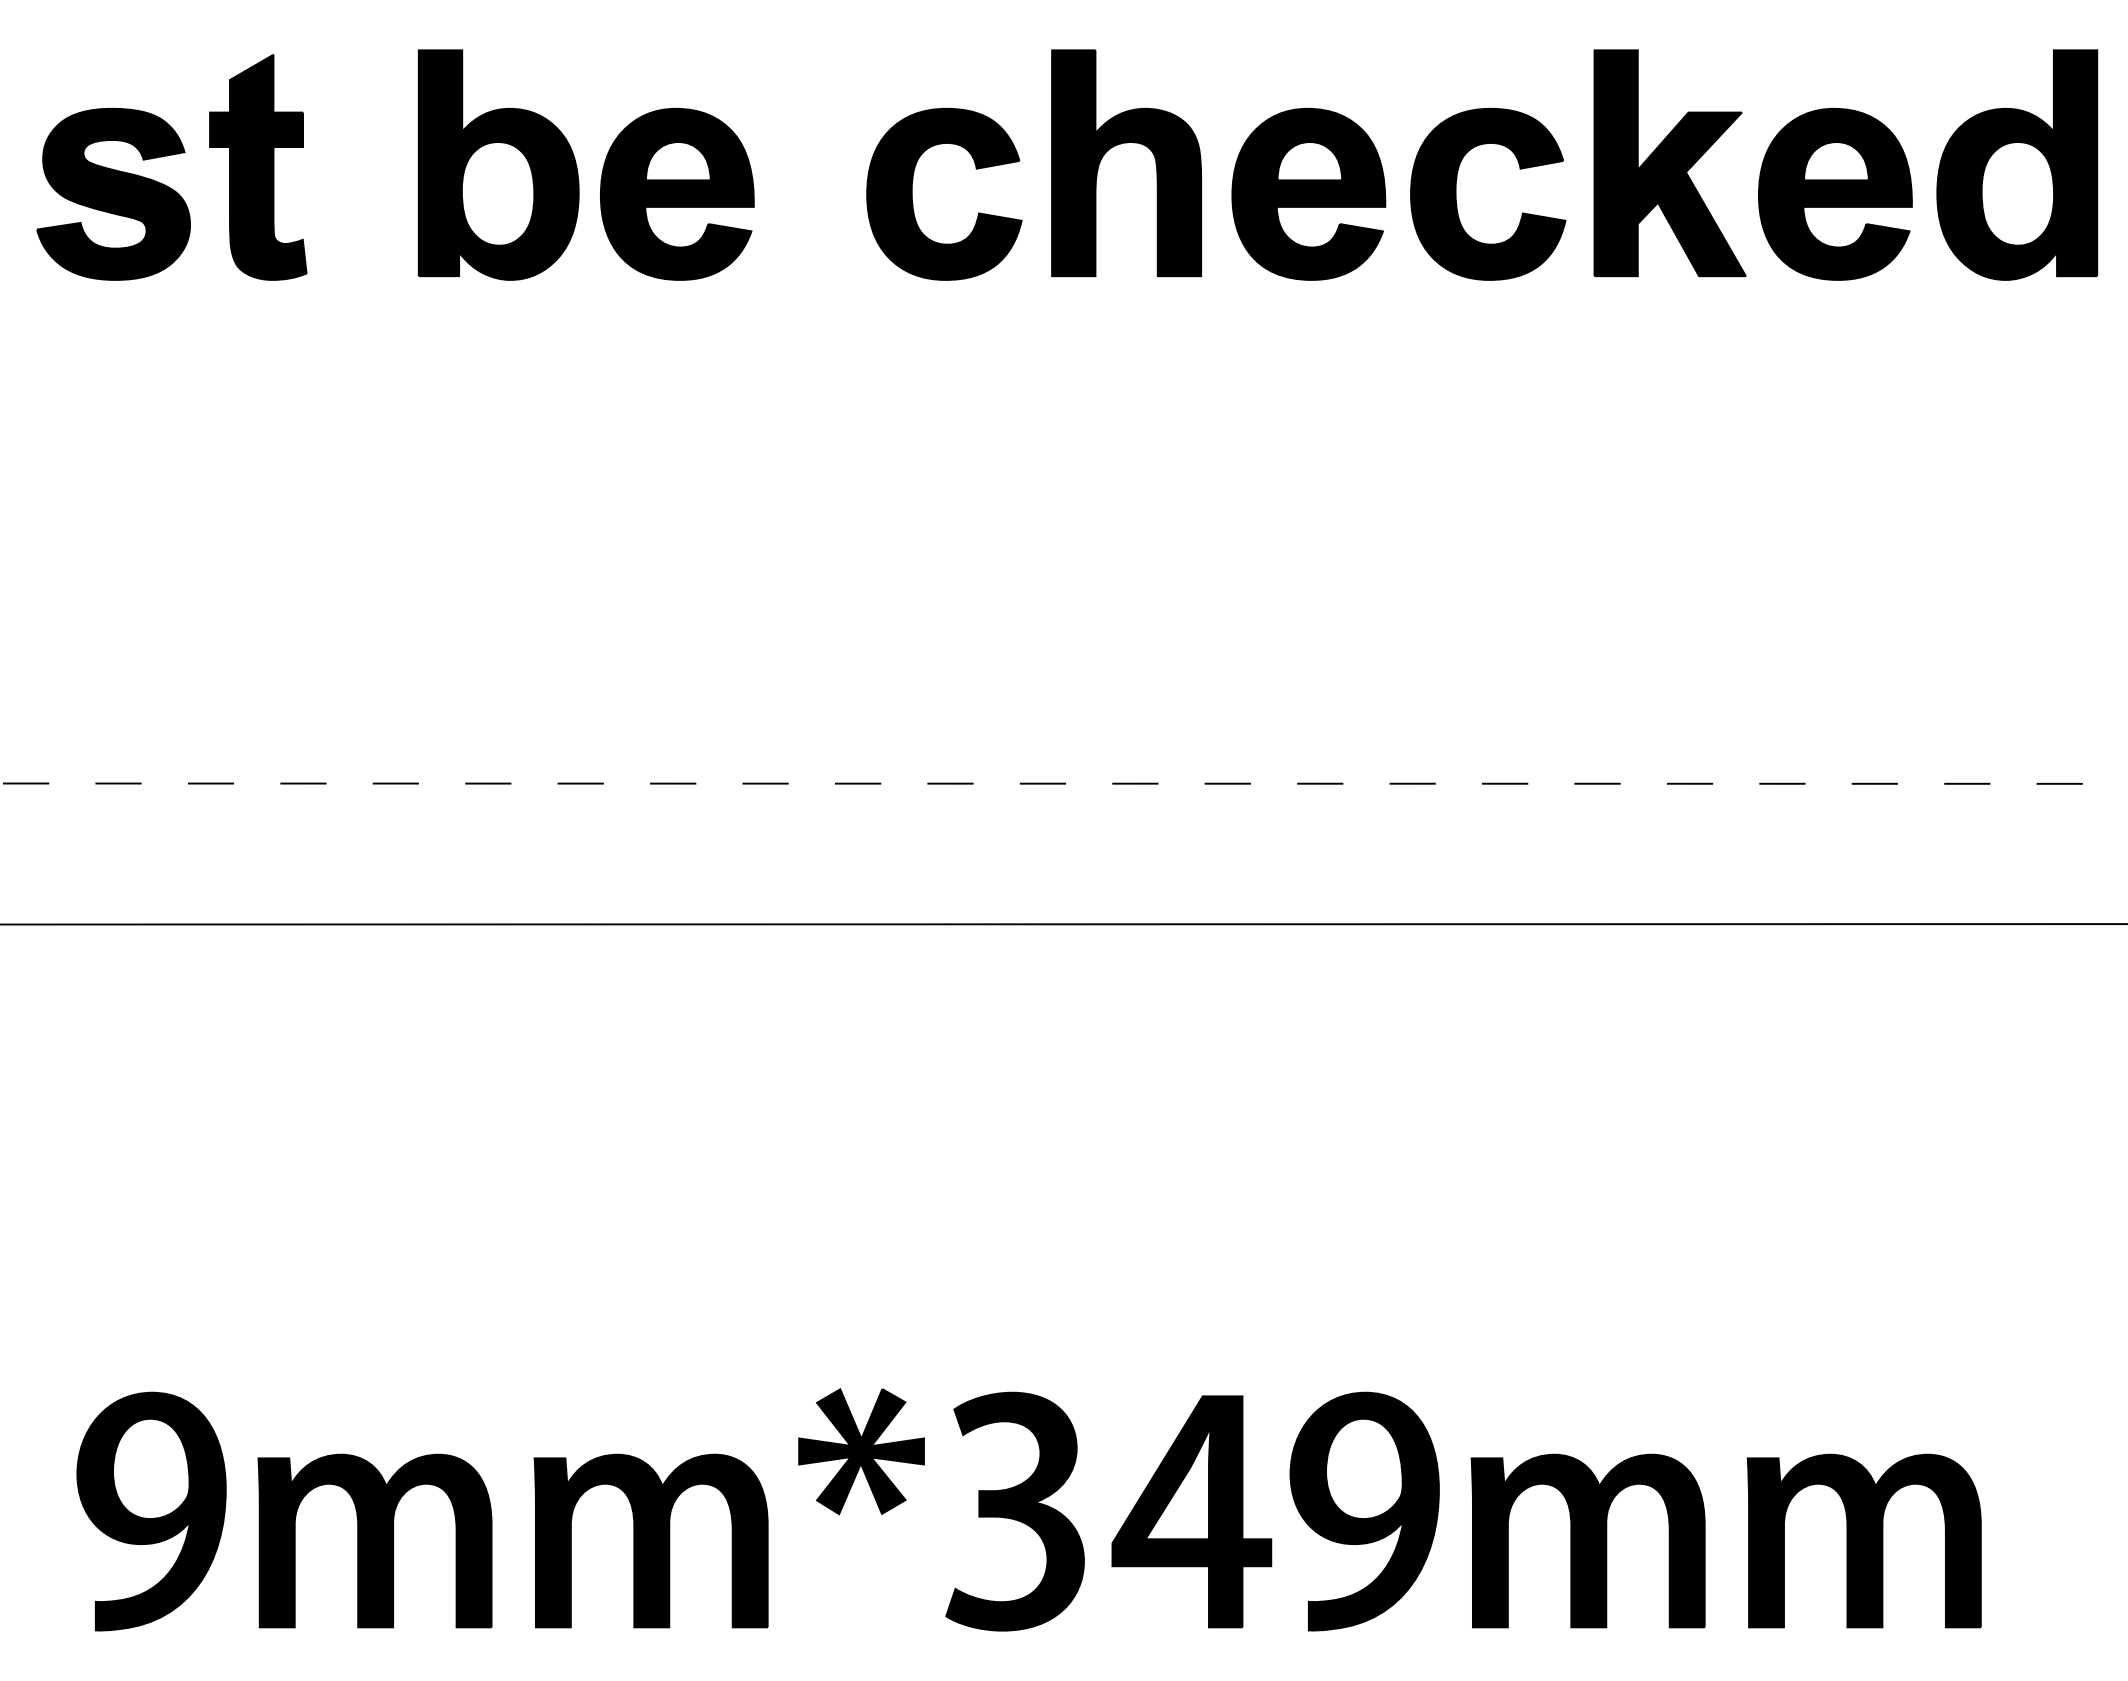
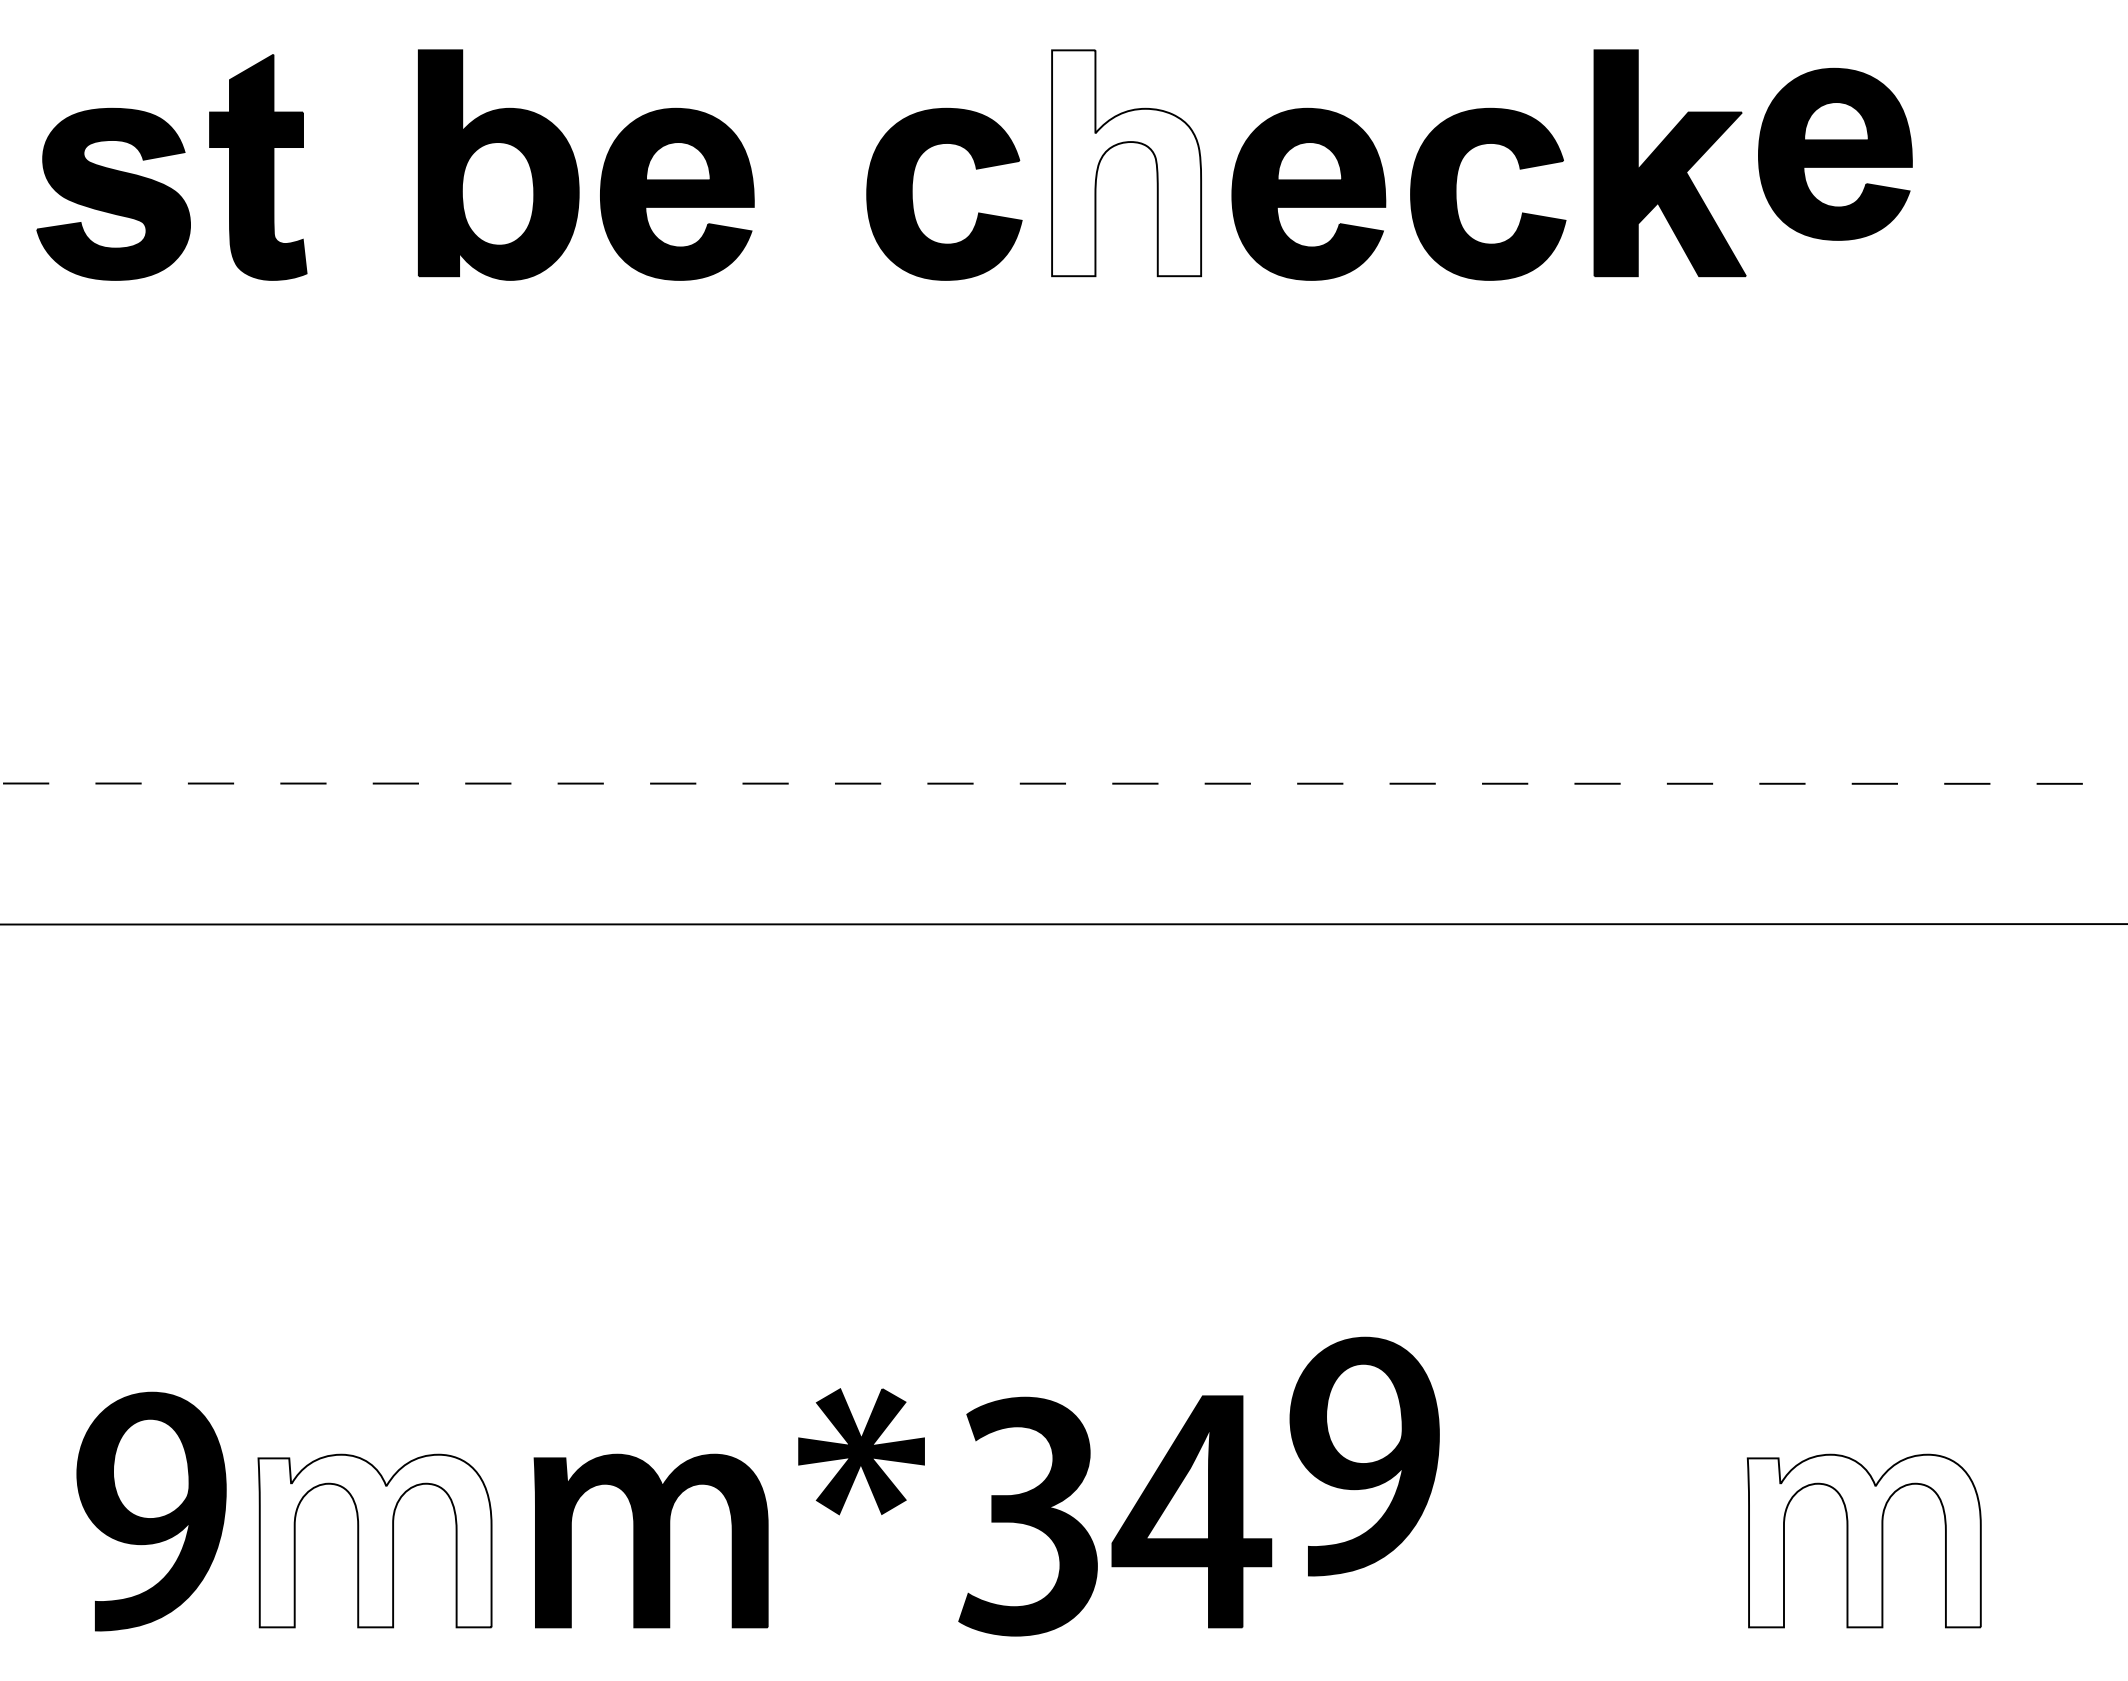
fill: present -> none (1126, 163)
part: present -> none (2017, 164)
part position: (1835, 193) -> (1835, 153) (1835, 153)
part position: (1014, 1511) -> (1027, 1516) (1027, 1516)
part position: (1364, 1511) -> (1364, 1456) (1364, 1456)
fill: present -> none (374, 1540)
part: present -> none (1587, 1540)
fill: present -> none (1863, 1540)
